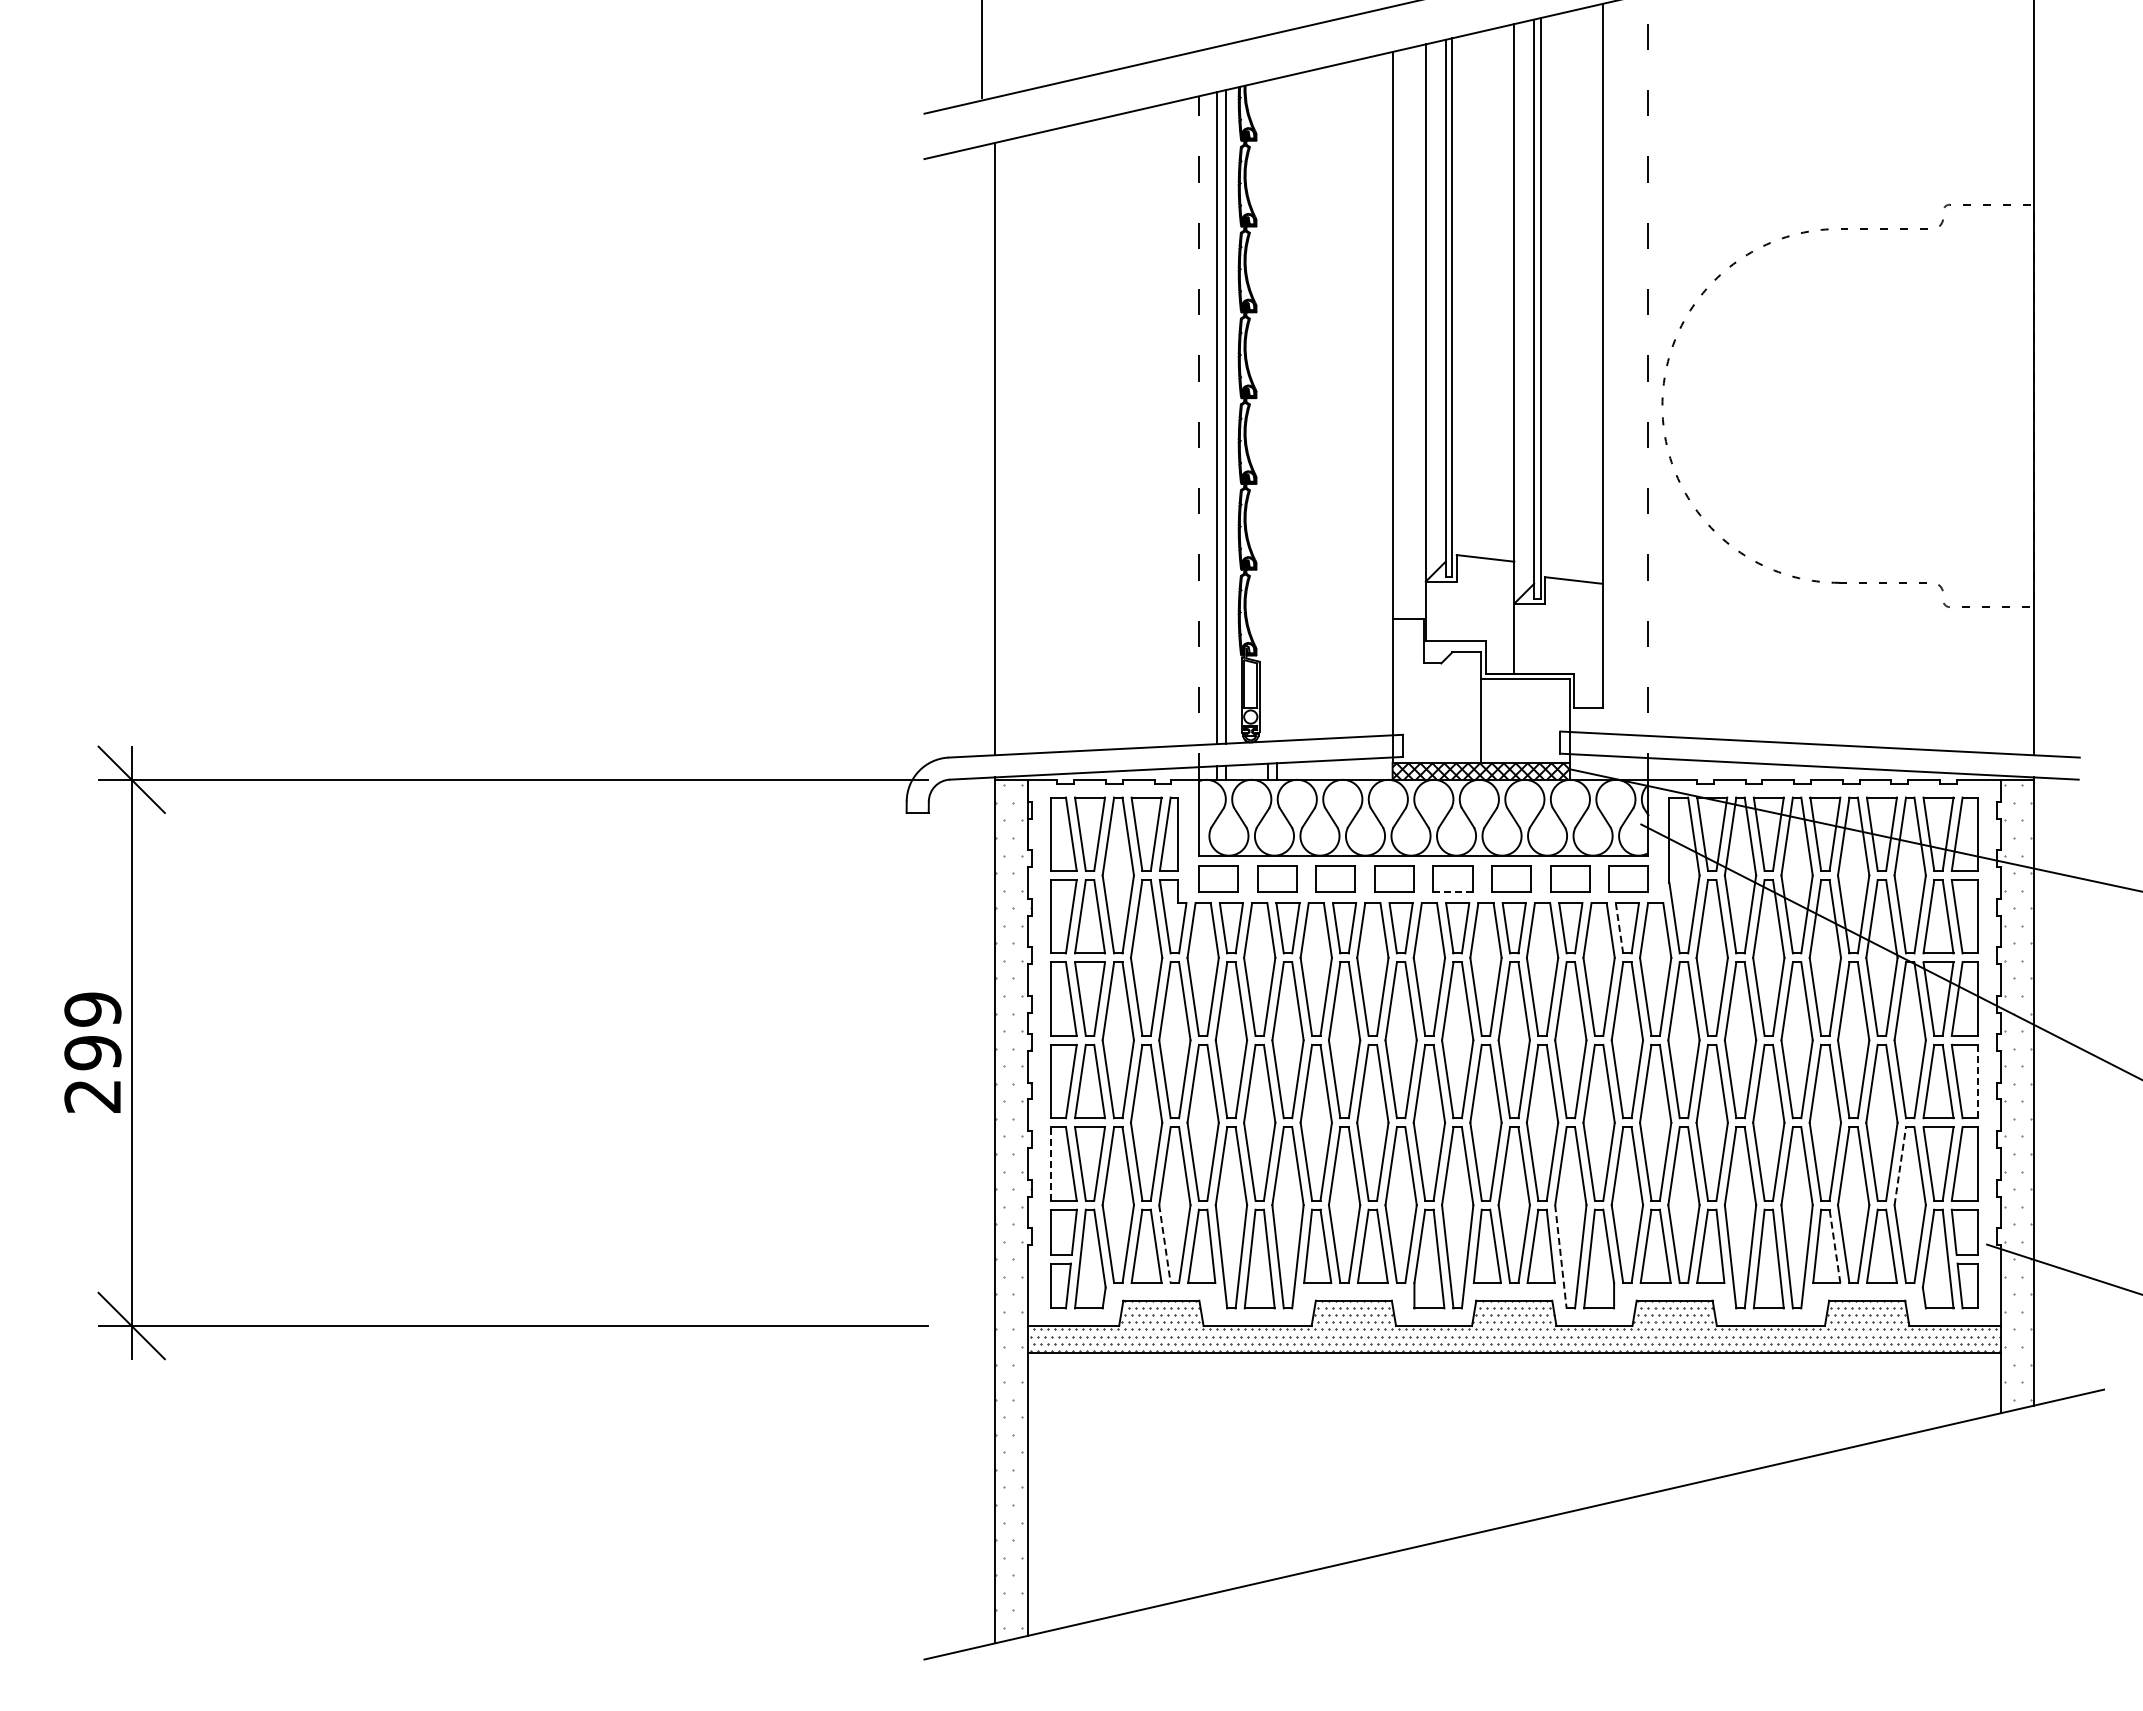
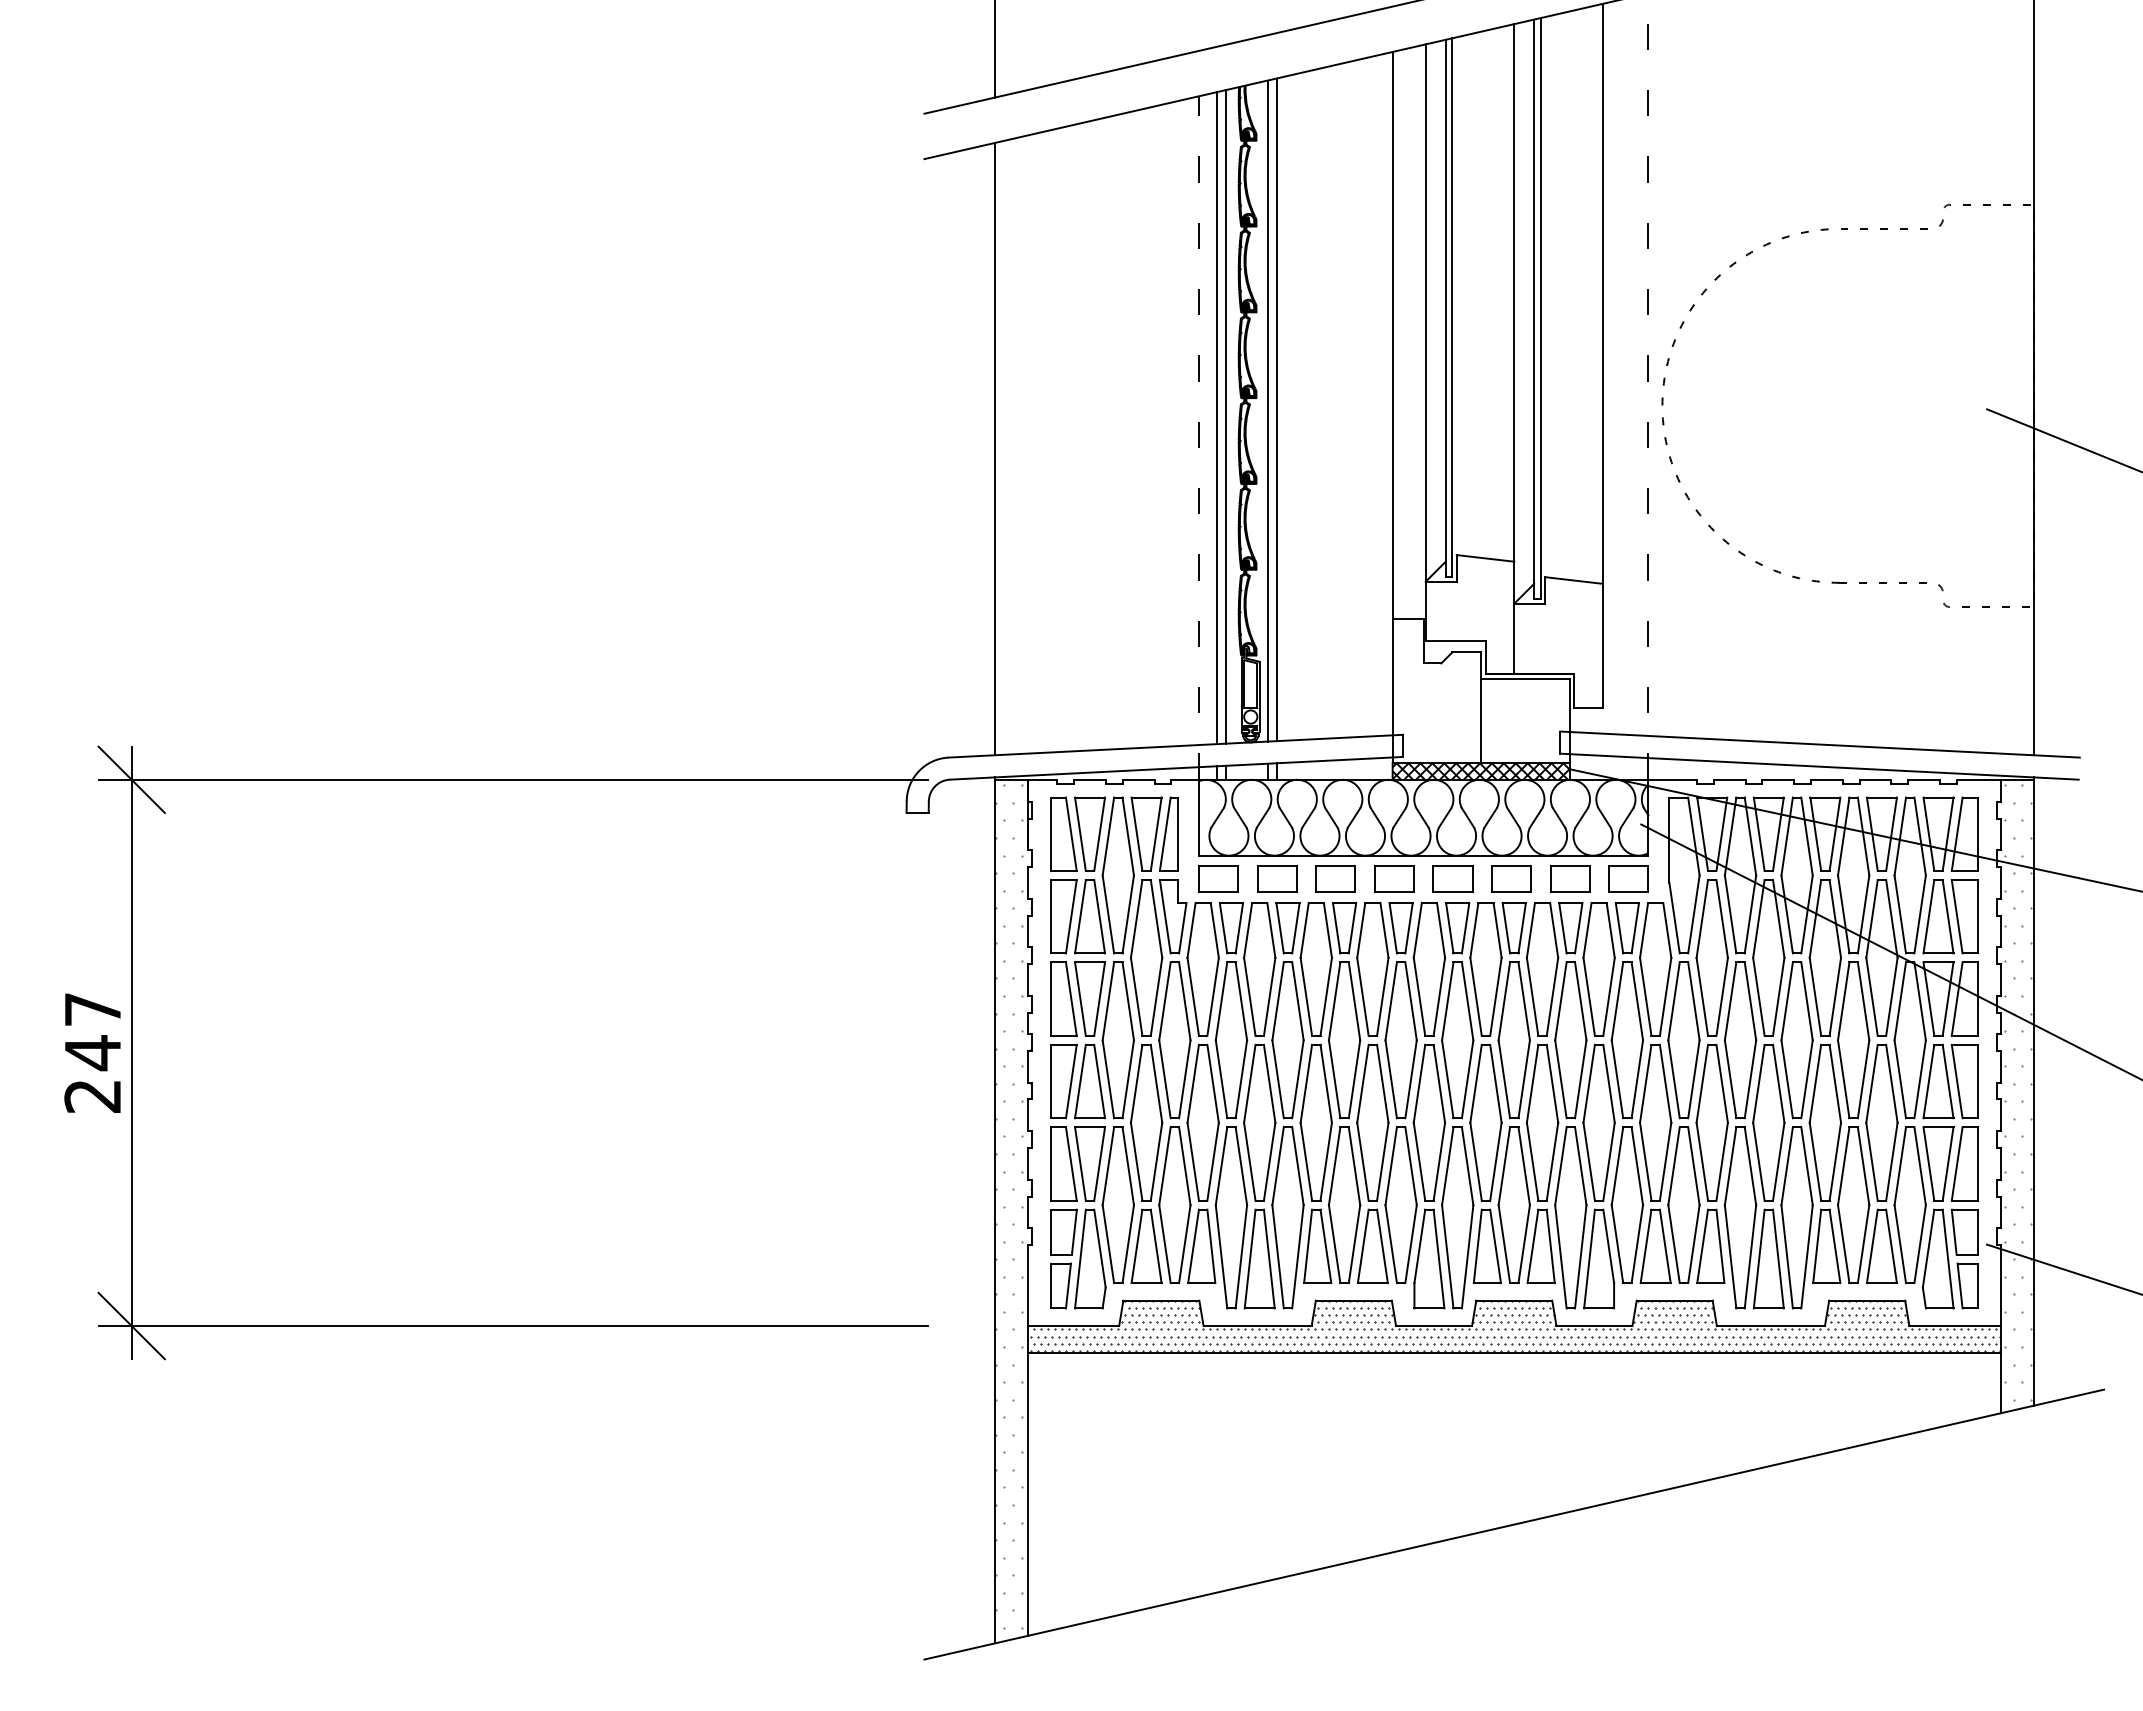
line position: (981, 49) -> (994, 49) (994, 49)
line: none -> present (1276, 409)
line: none -> present (1267, 410)
line: none -> present (2063, 440)
line: dashed -> solid (1452, 891)
line: dashed -> solid (1619, 928)
text: 299 -> 247 (92, 1031)
line: dashed -> solid (1977, 1081)
line: dashed -> solid (1050, 1163)
line: dashed -> solid (1900, 1165)
line: dashed -> solid (1165, 1244)
line: dashed -> solid (1834, 1245)
line: dashed -> solid (1560, 1256)
